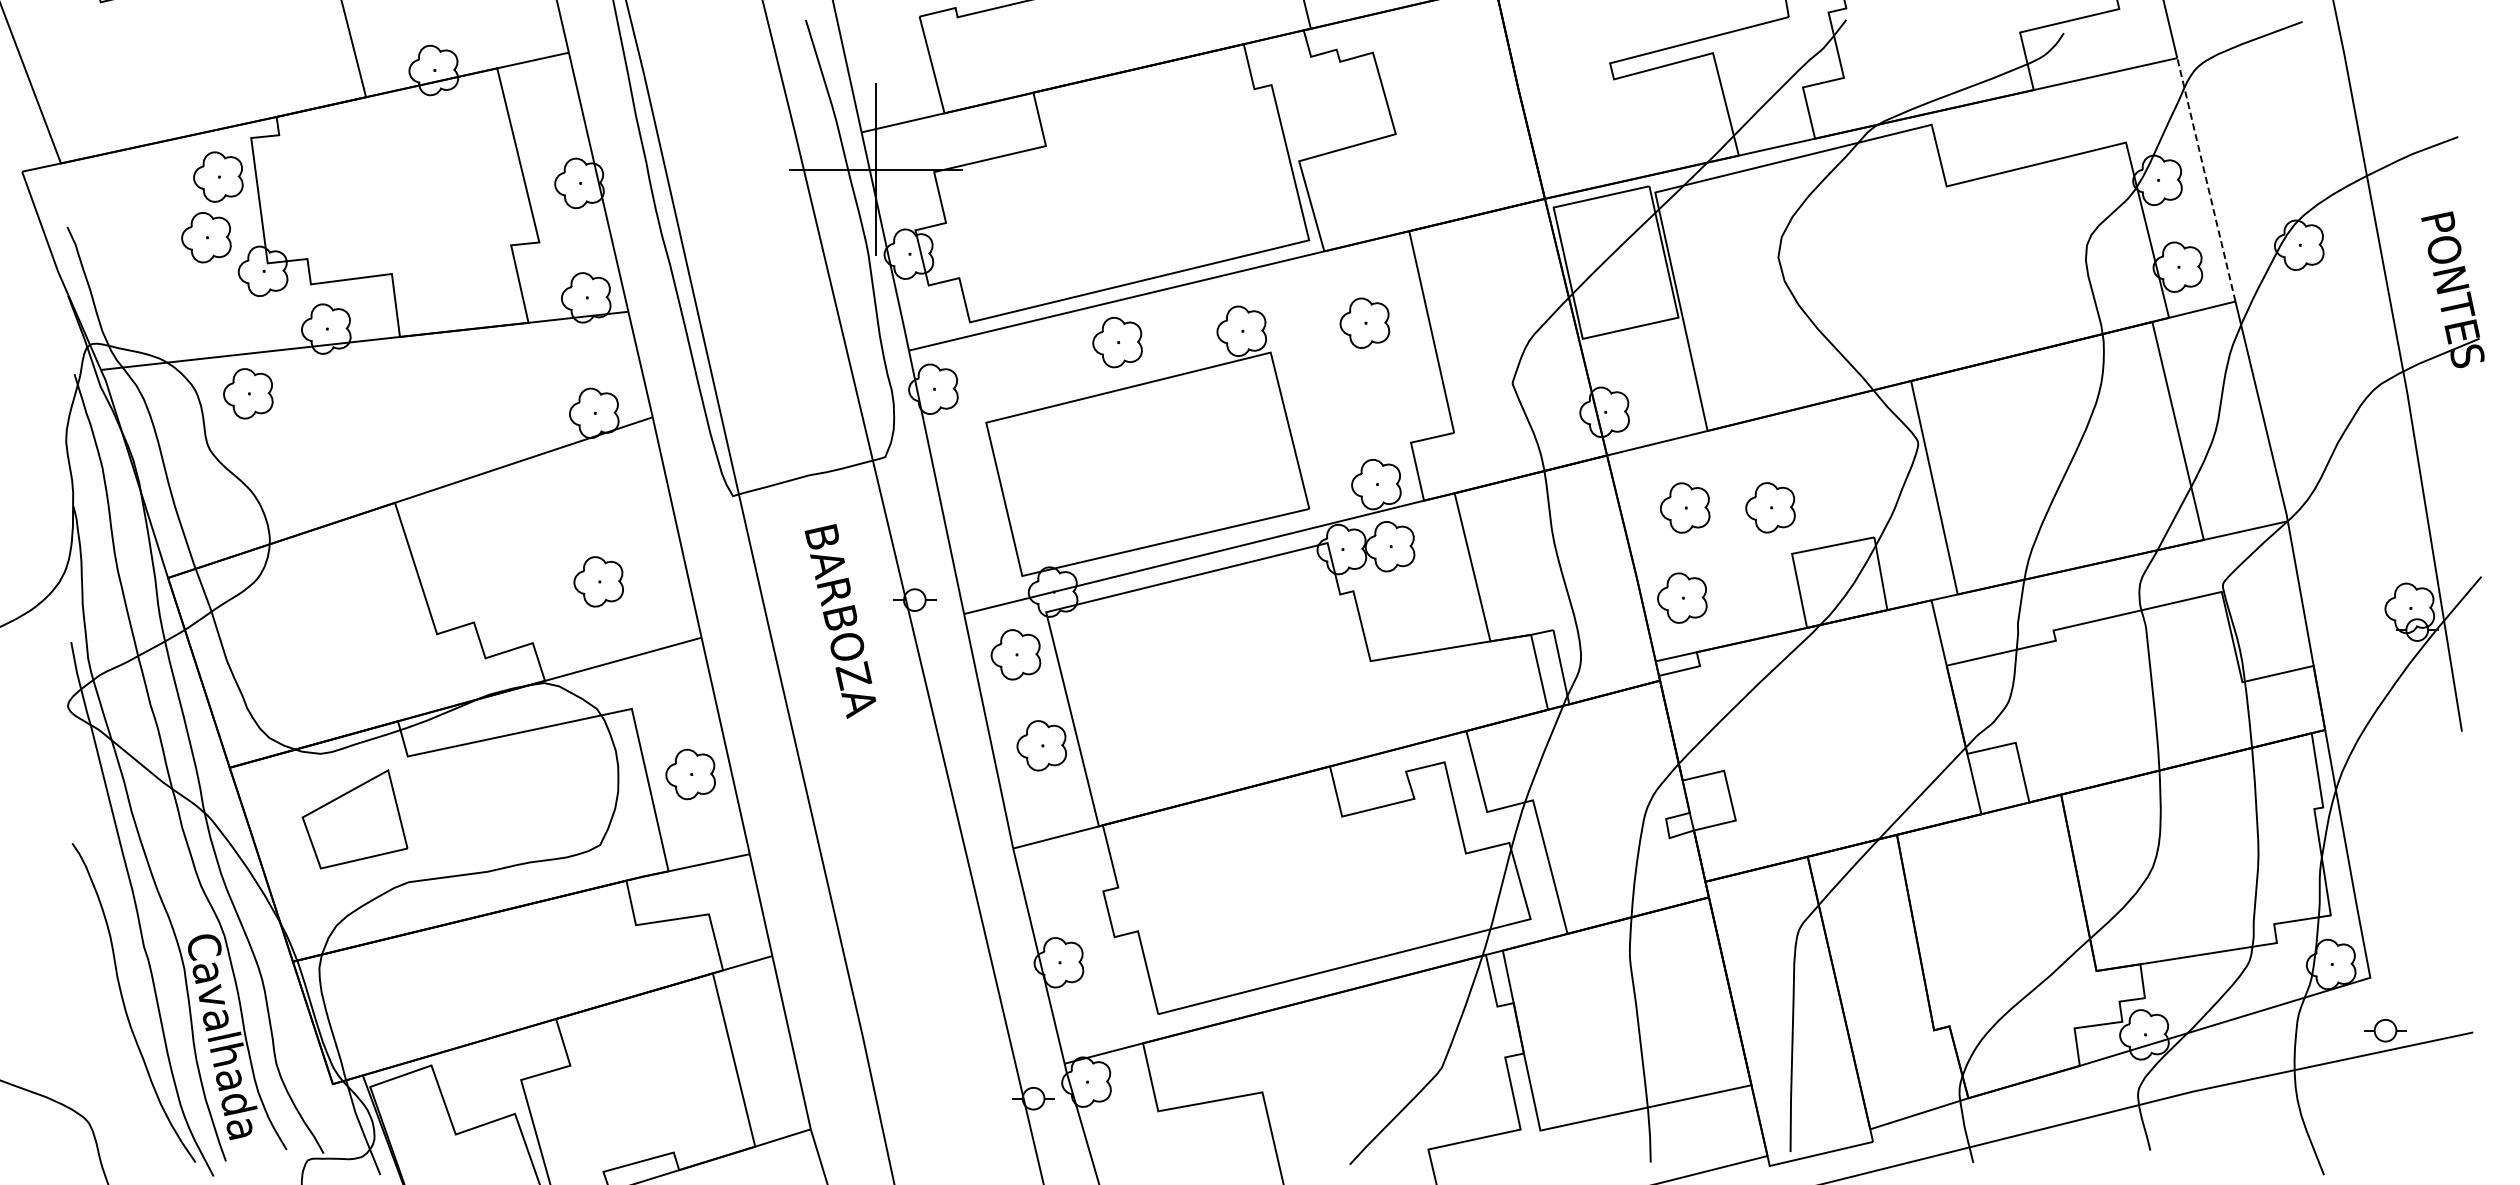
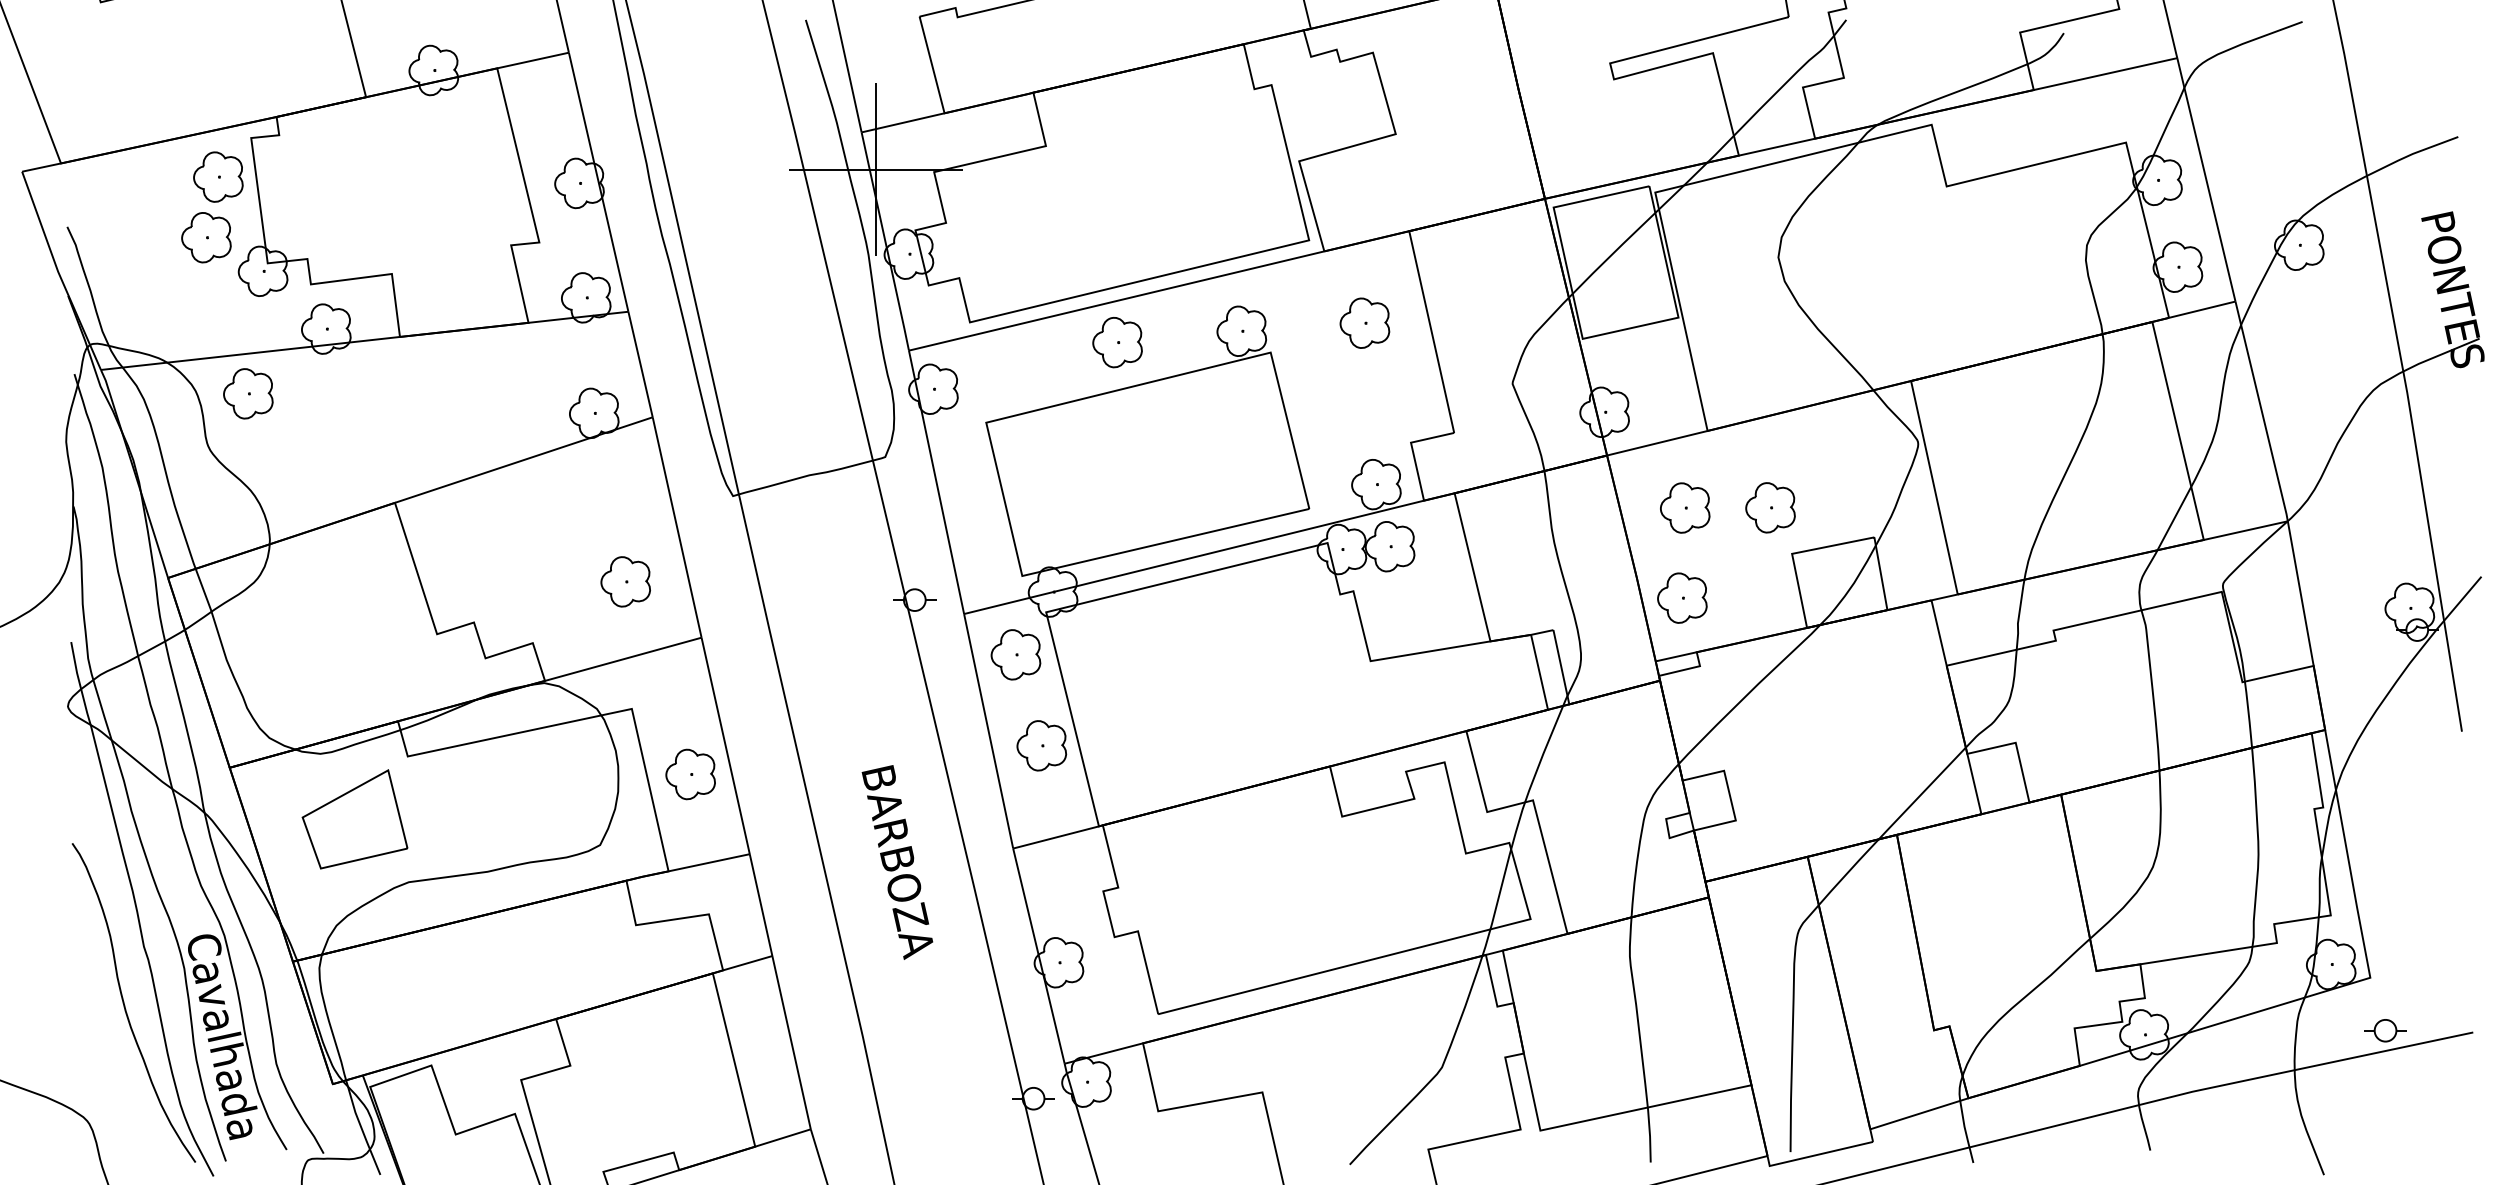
line: dashed -> solid (2206, 180)
part position: (598, 581) -> (625, 581) (625, 581)
text position: (840, 621) -> (897, 862) (897, 862)
